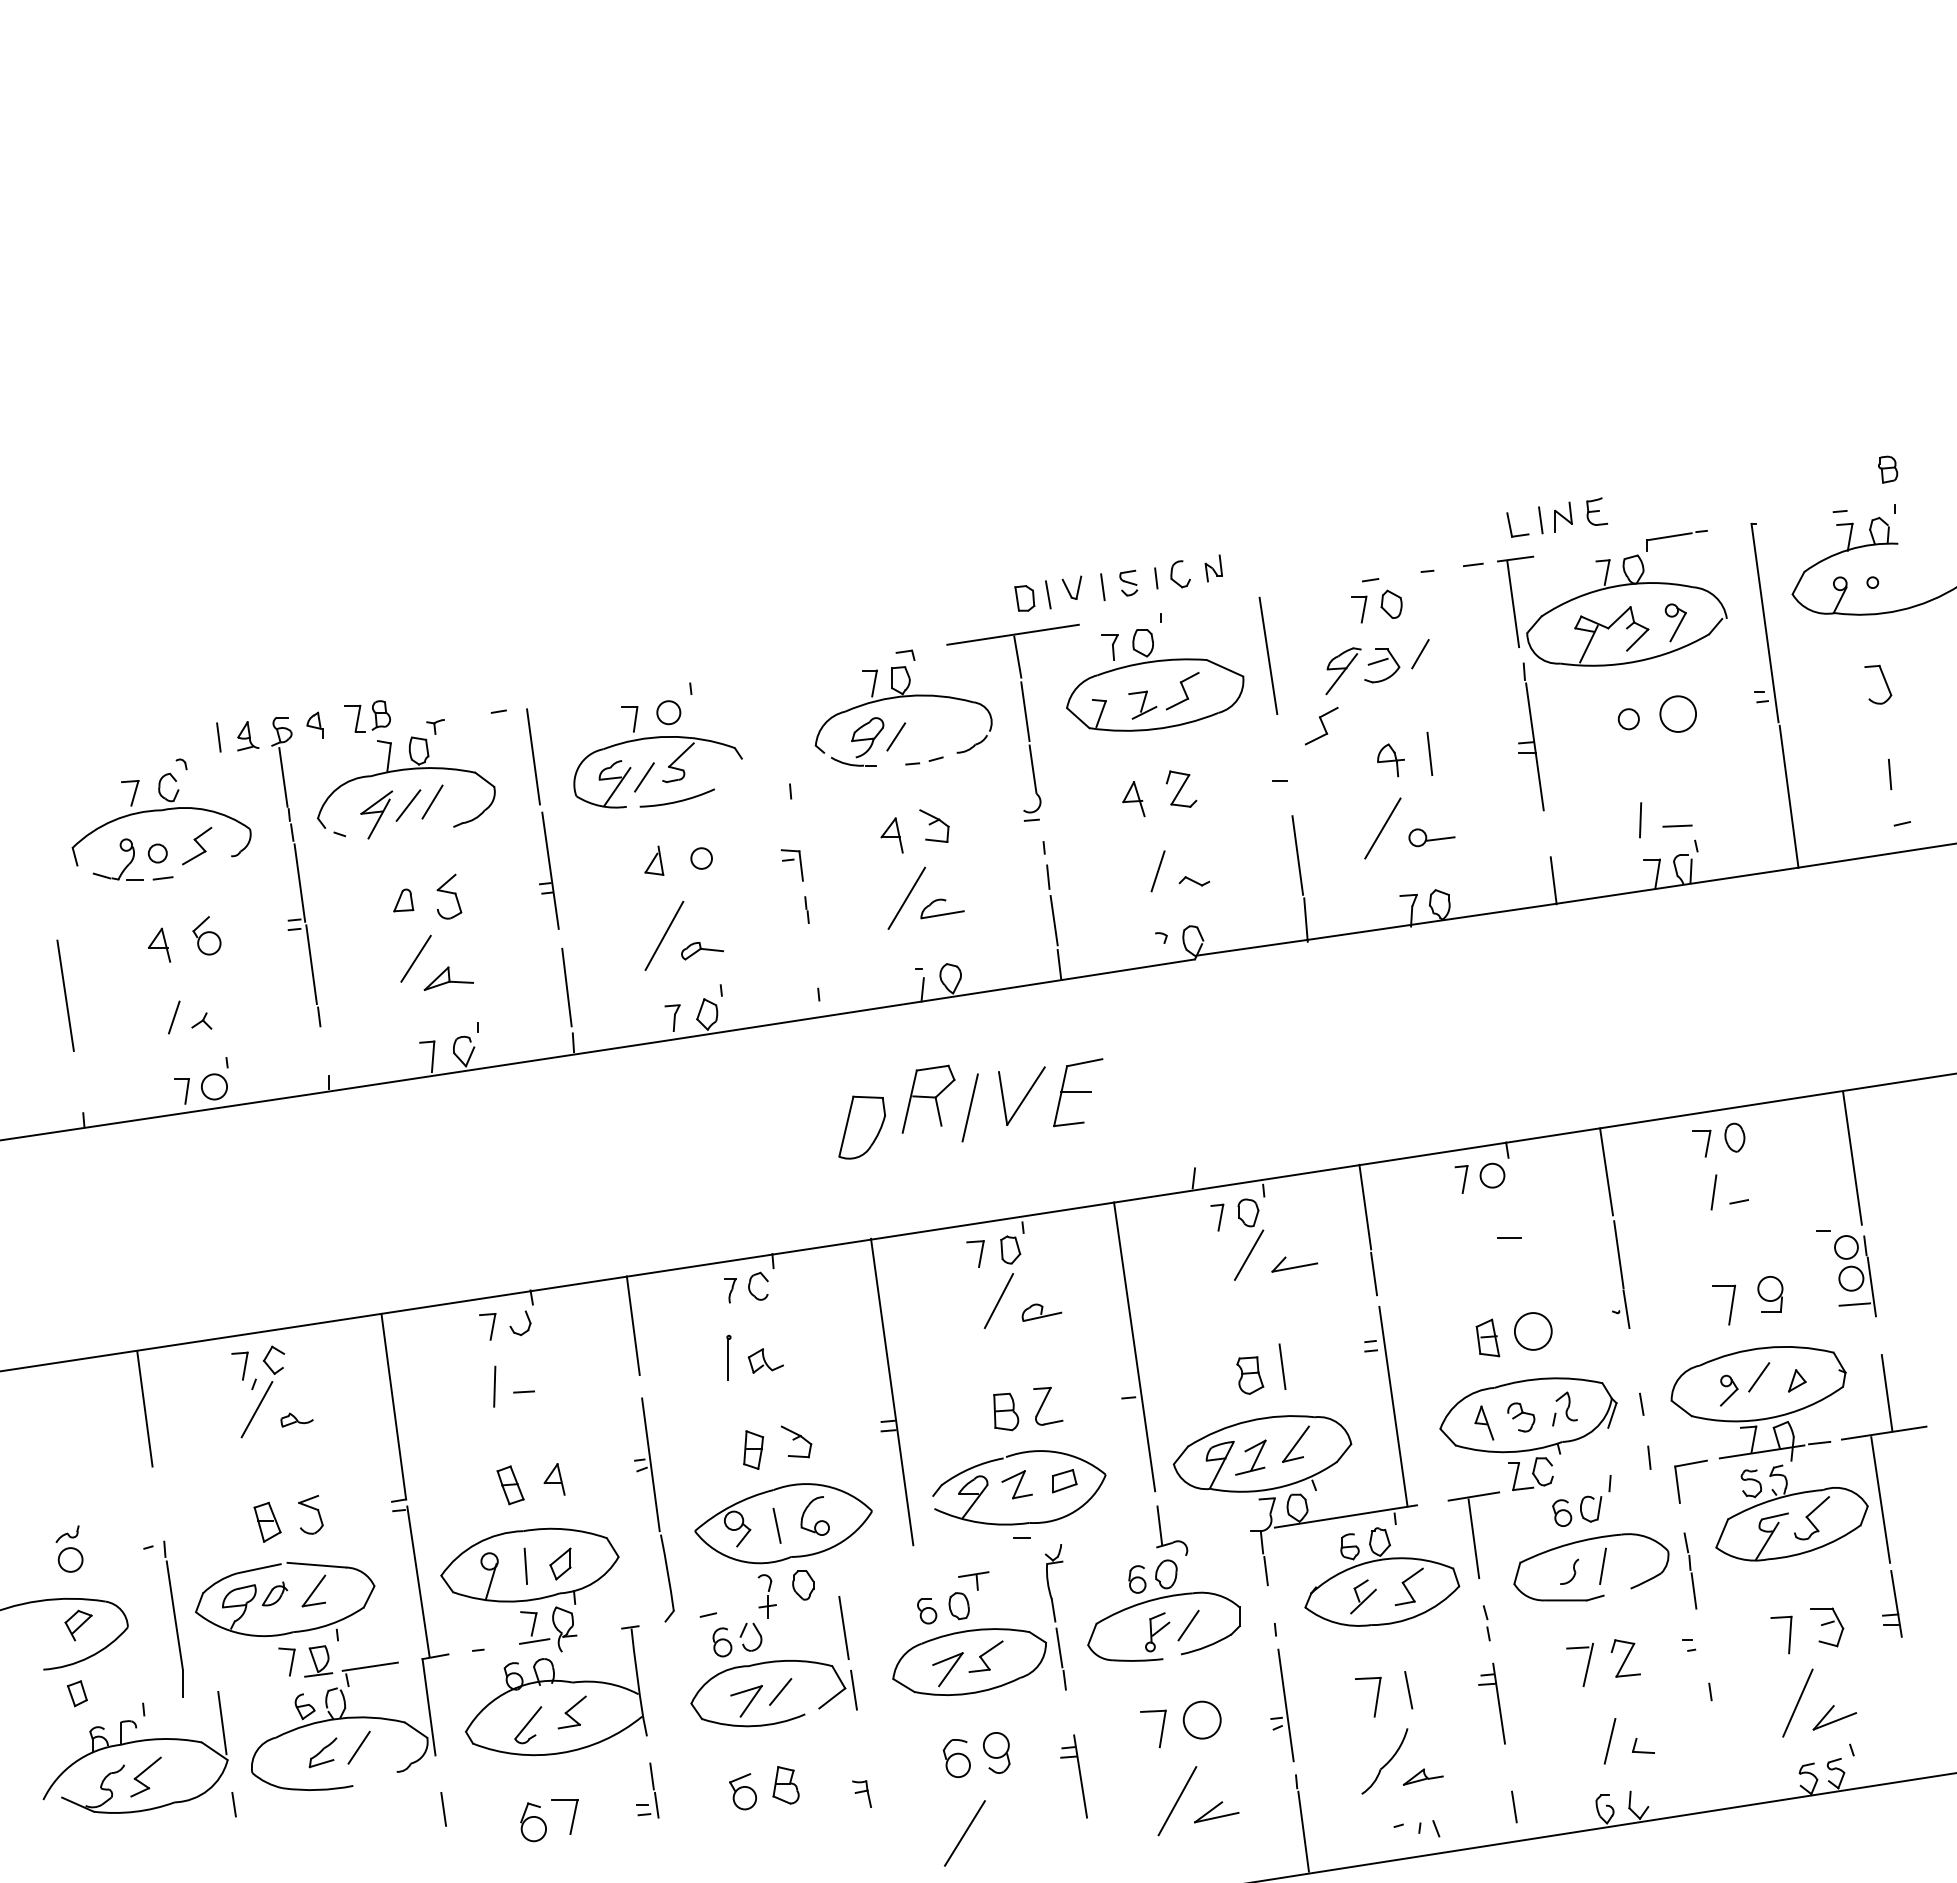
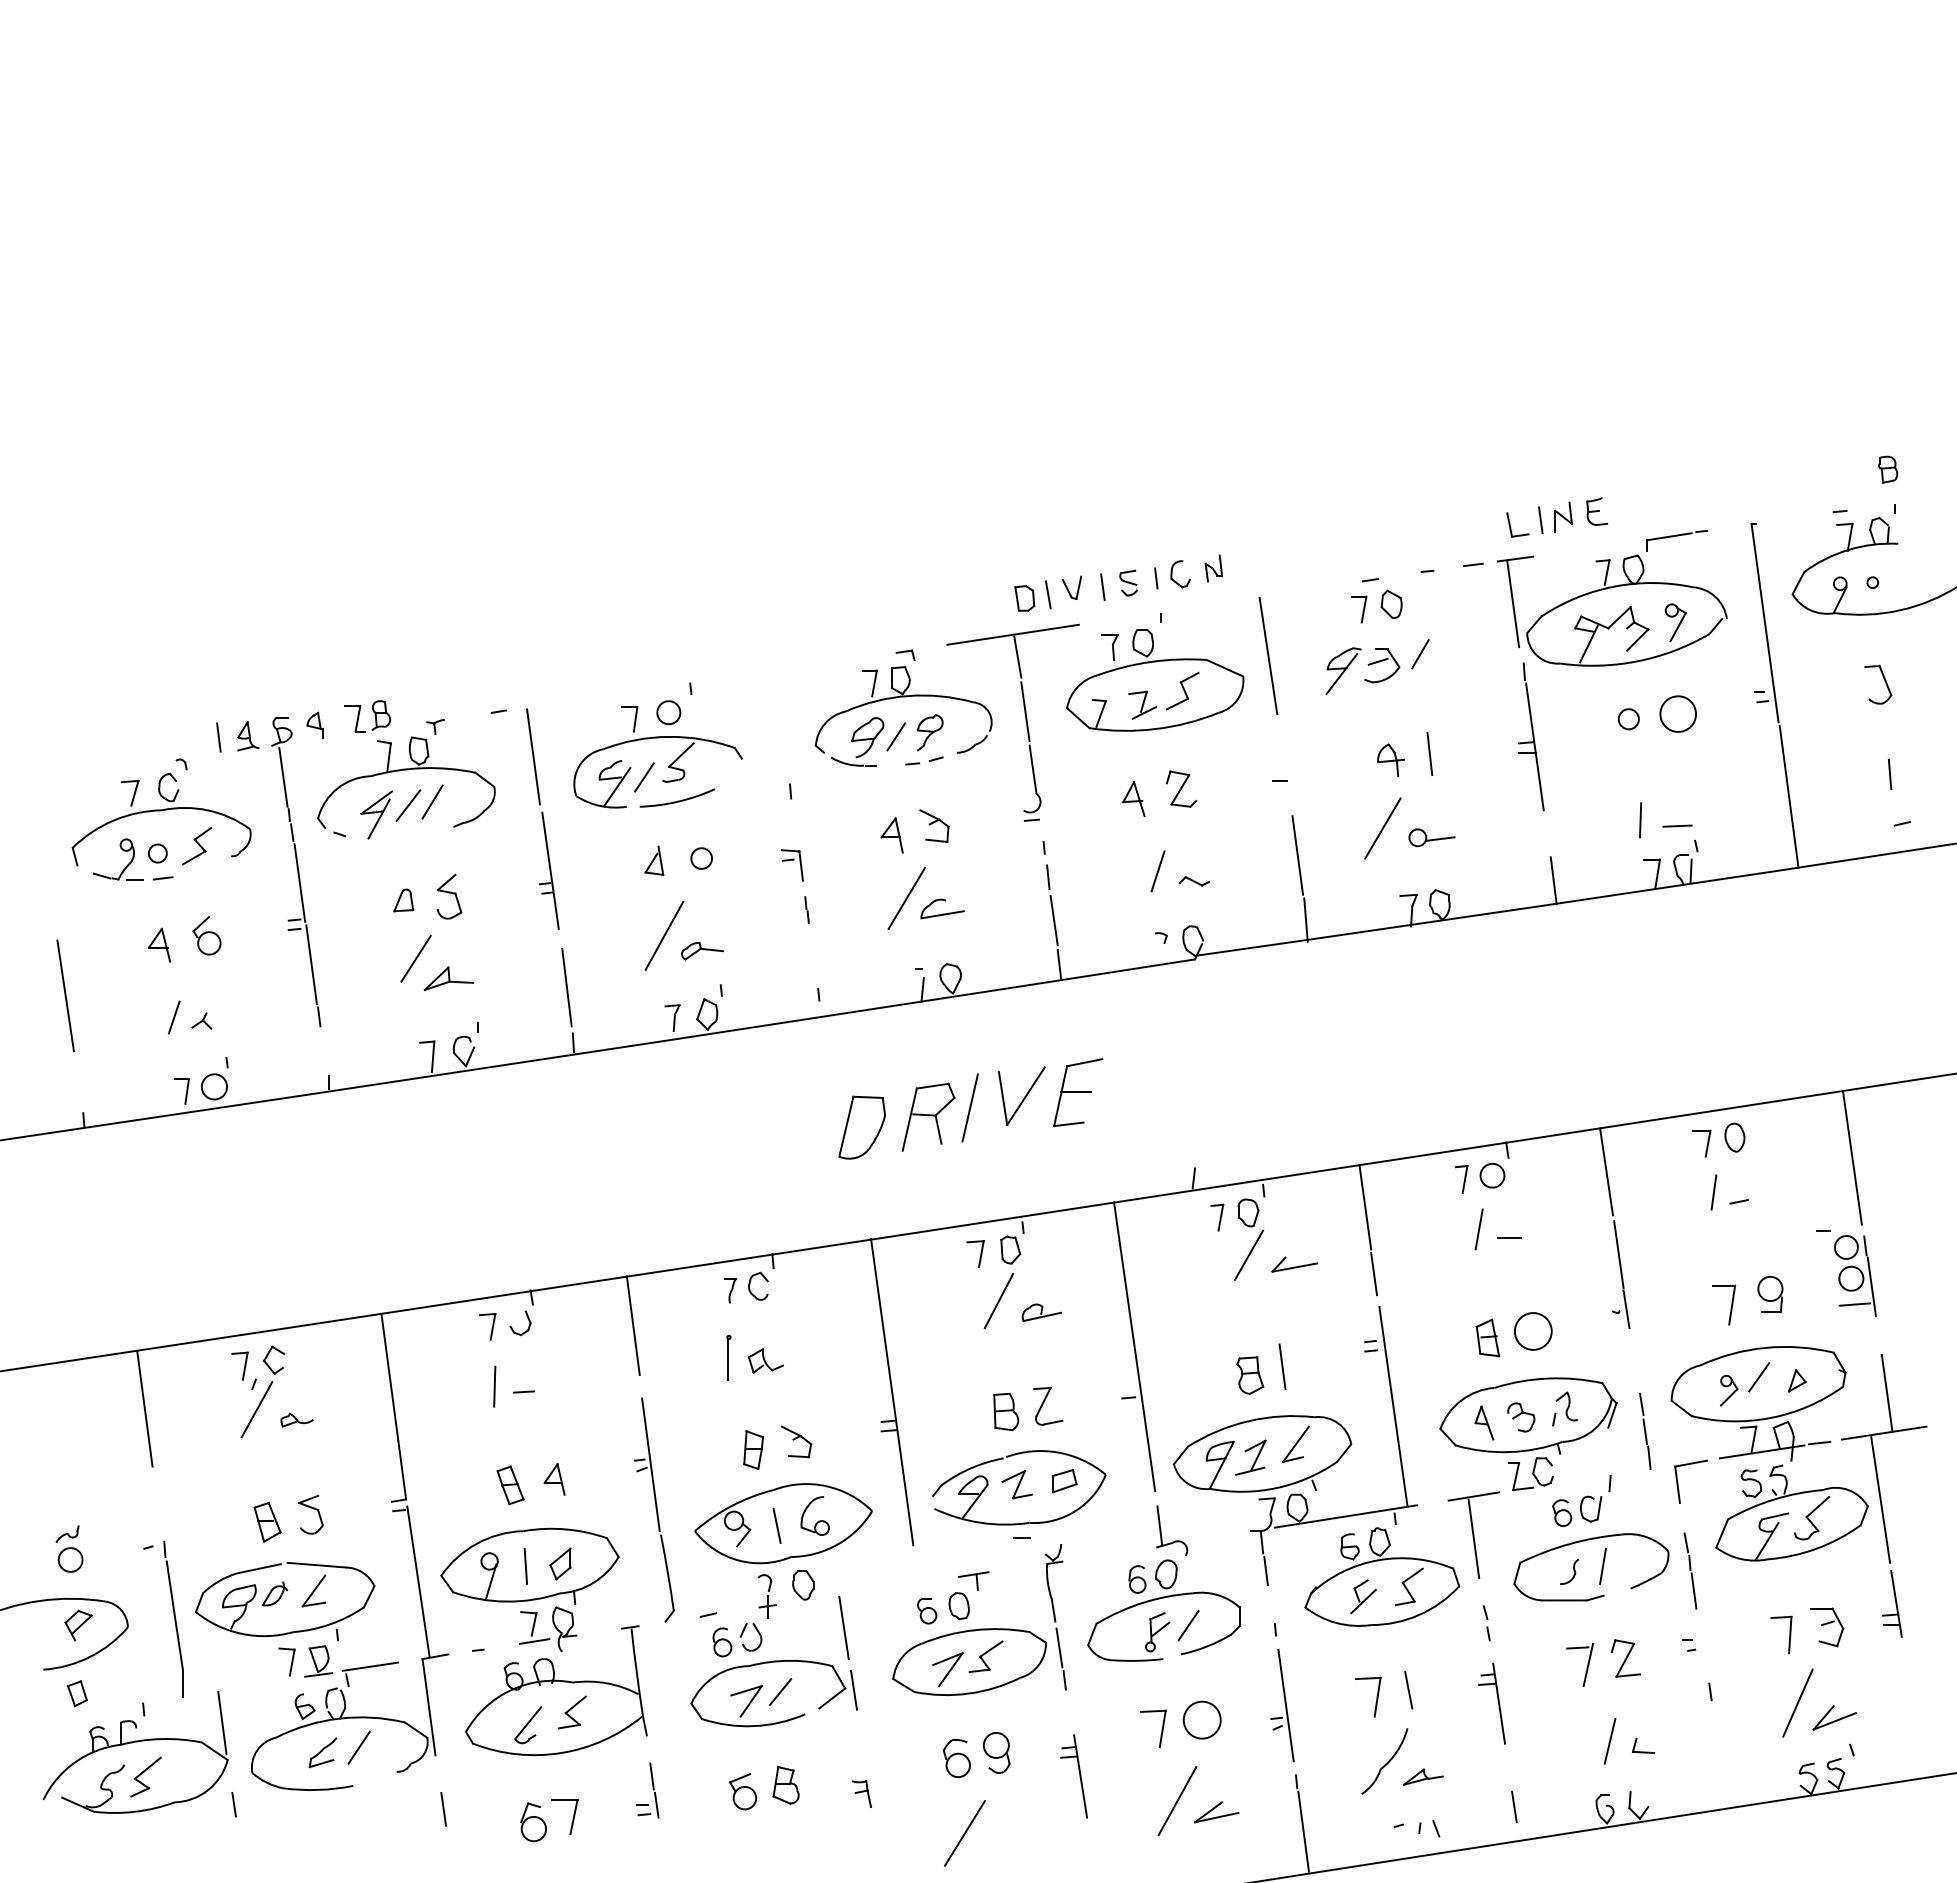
part: present -> none (1321, 726)
part: none -> present (929, 732)
part position: (928, 1098) -> (928, 1116) (928, 1116)
line: none -> present (1478, 1229)
line: none -> present (1645, 1431)
